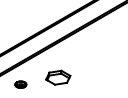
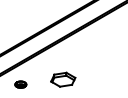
part position: (58, 77) -> (63, 79) (63, 79)
